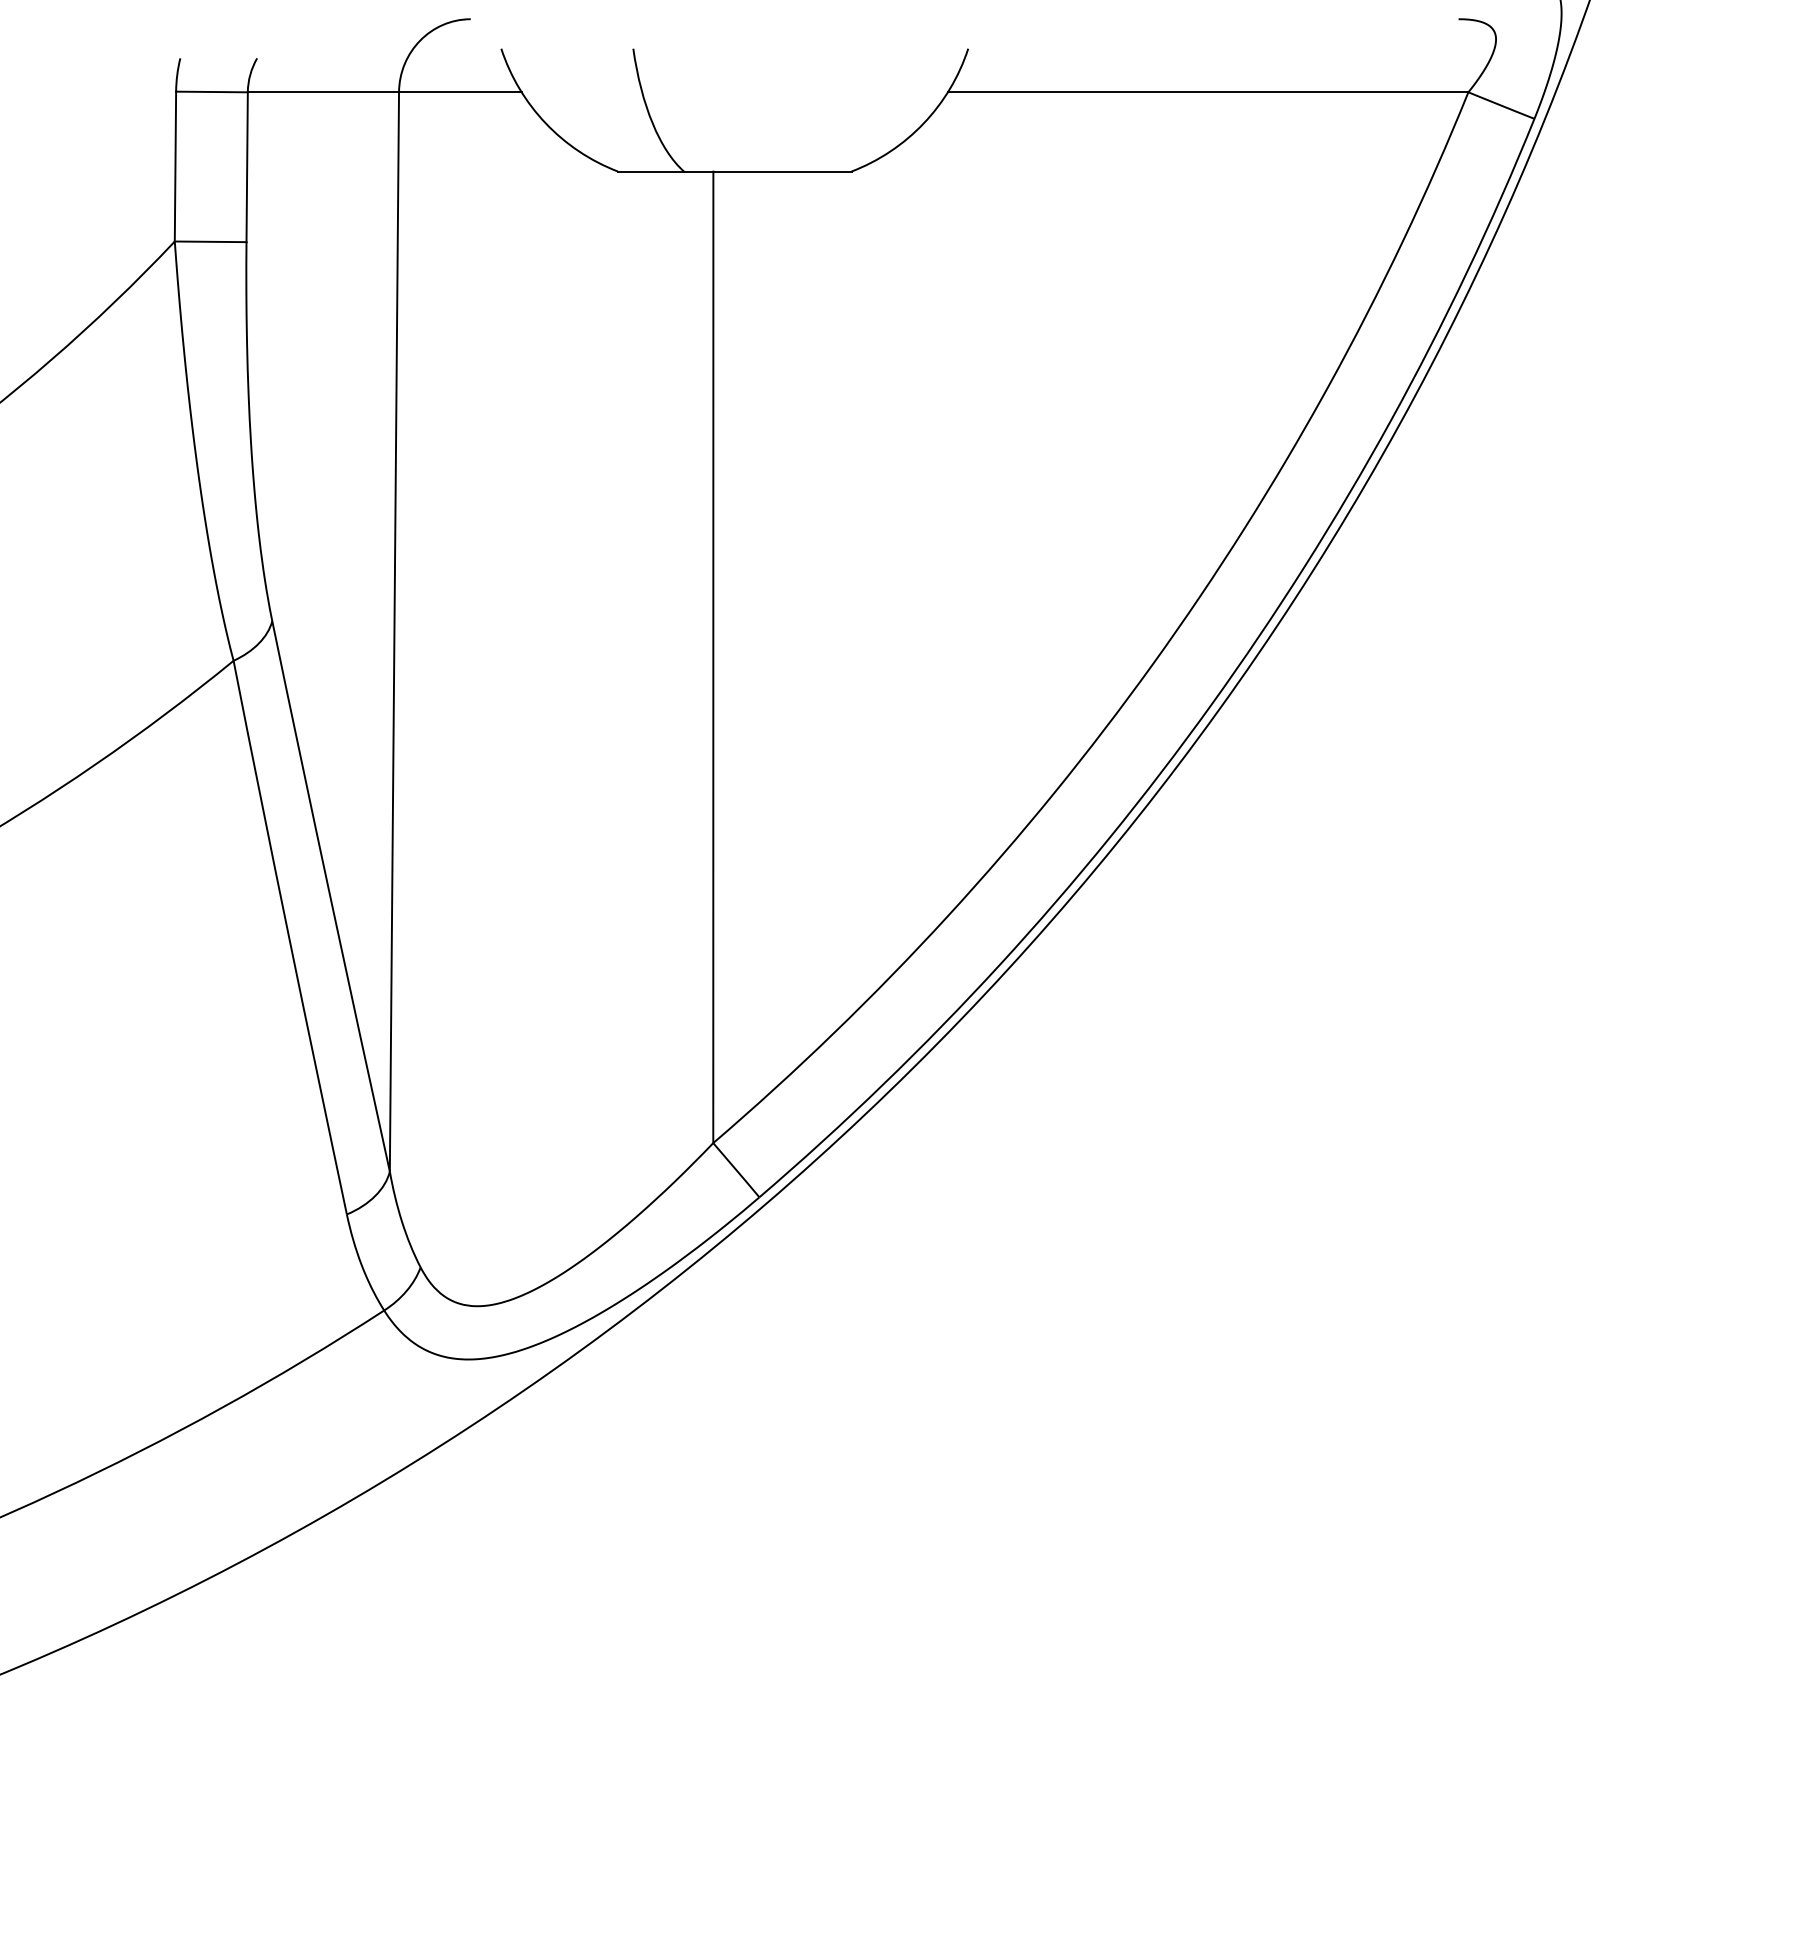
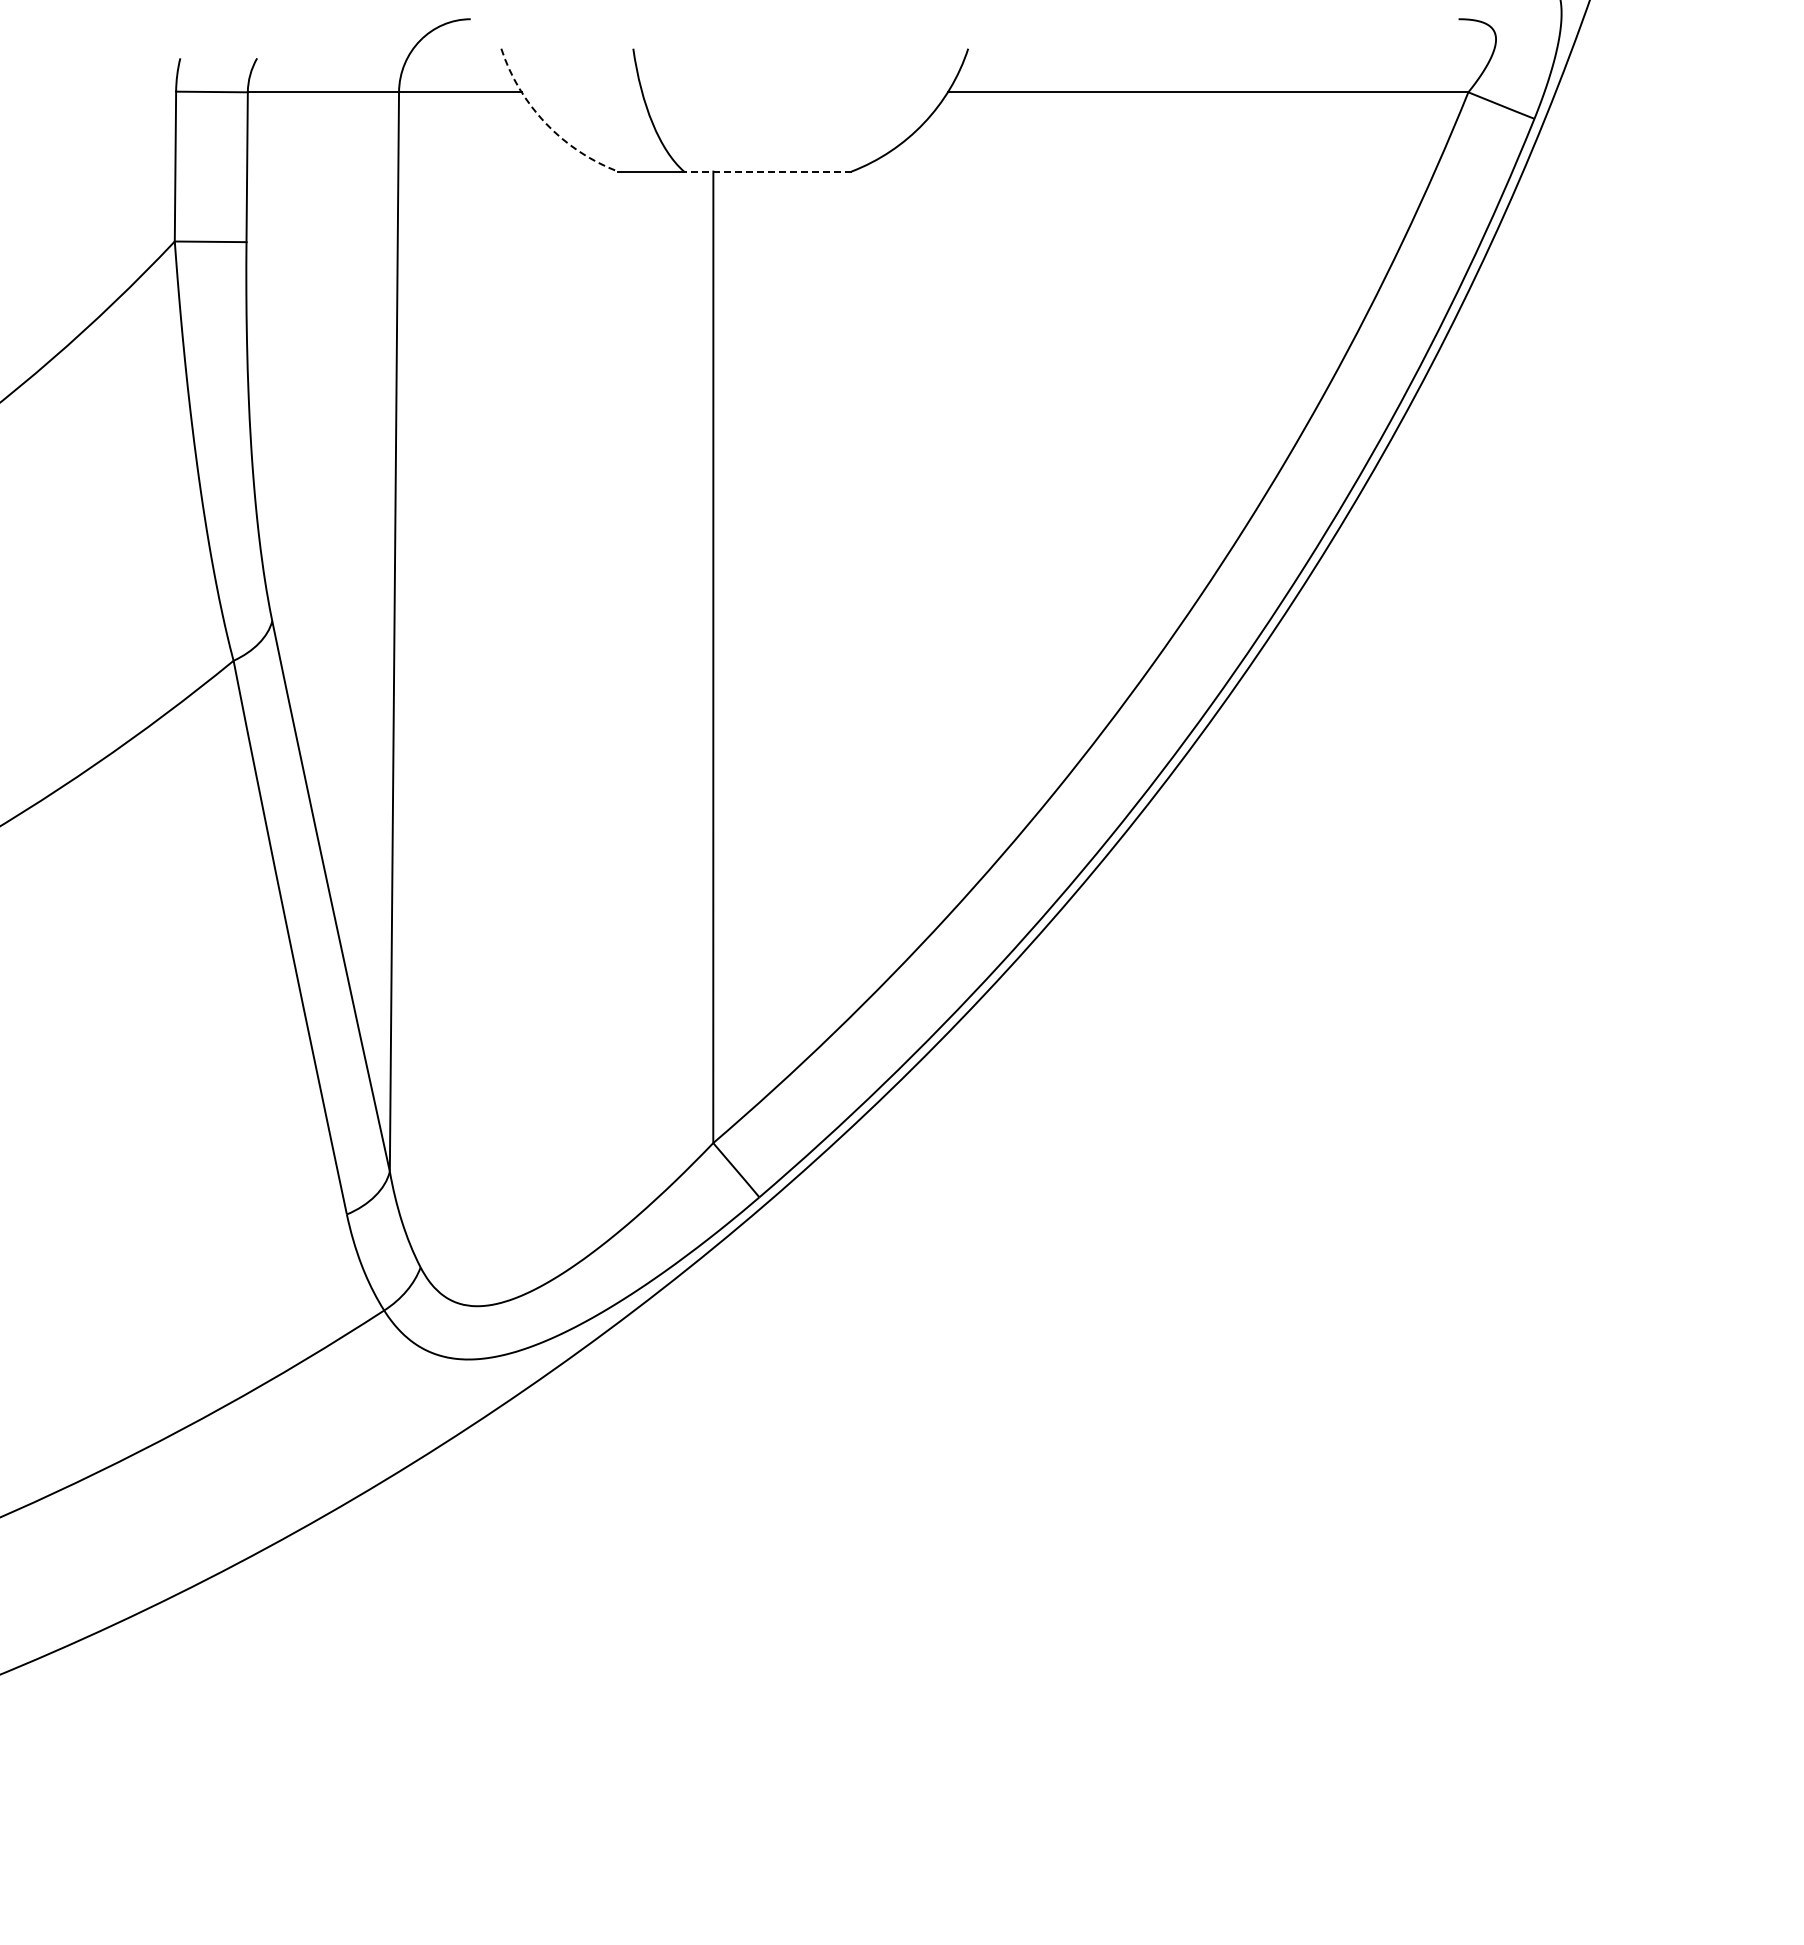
arc: solid -> dashed (545, 123)
line: solid -> dashed (767, 171)
